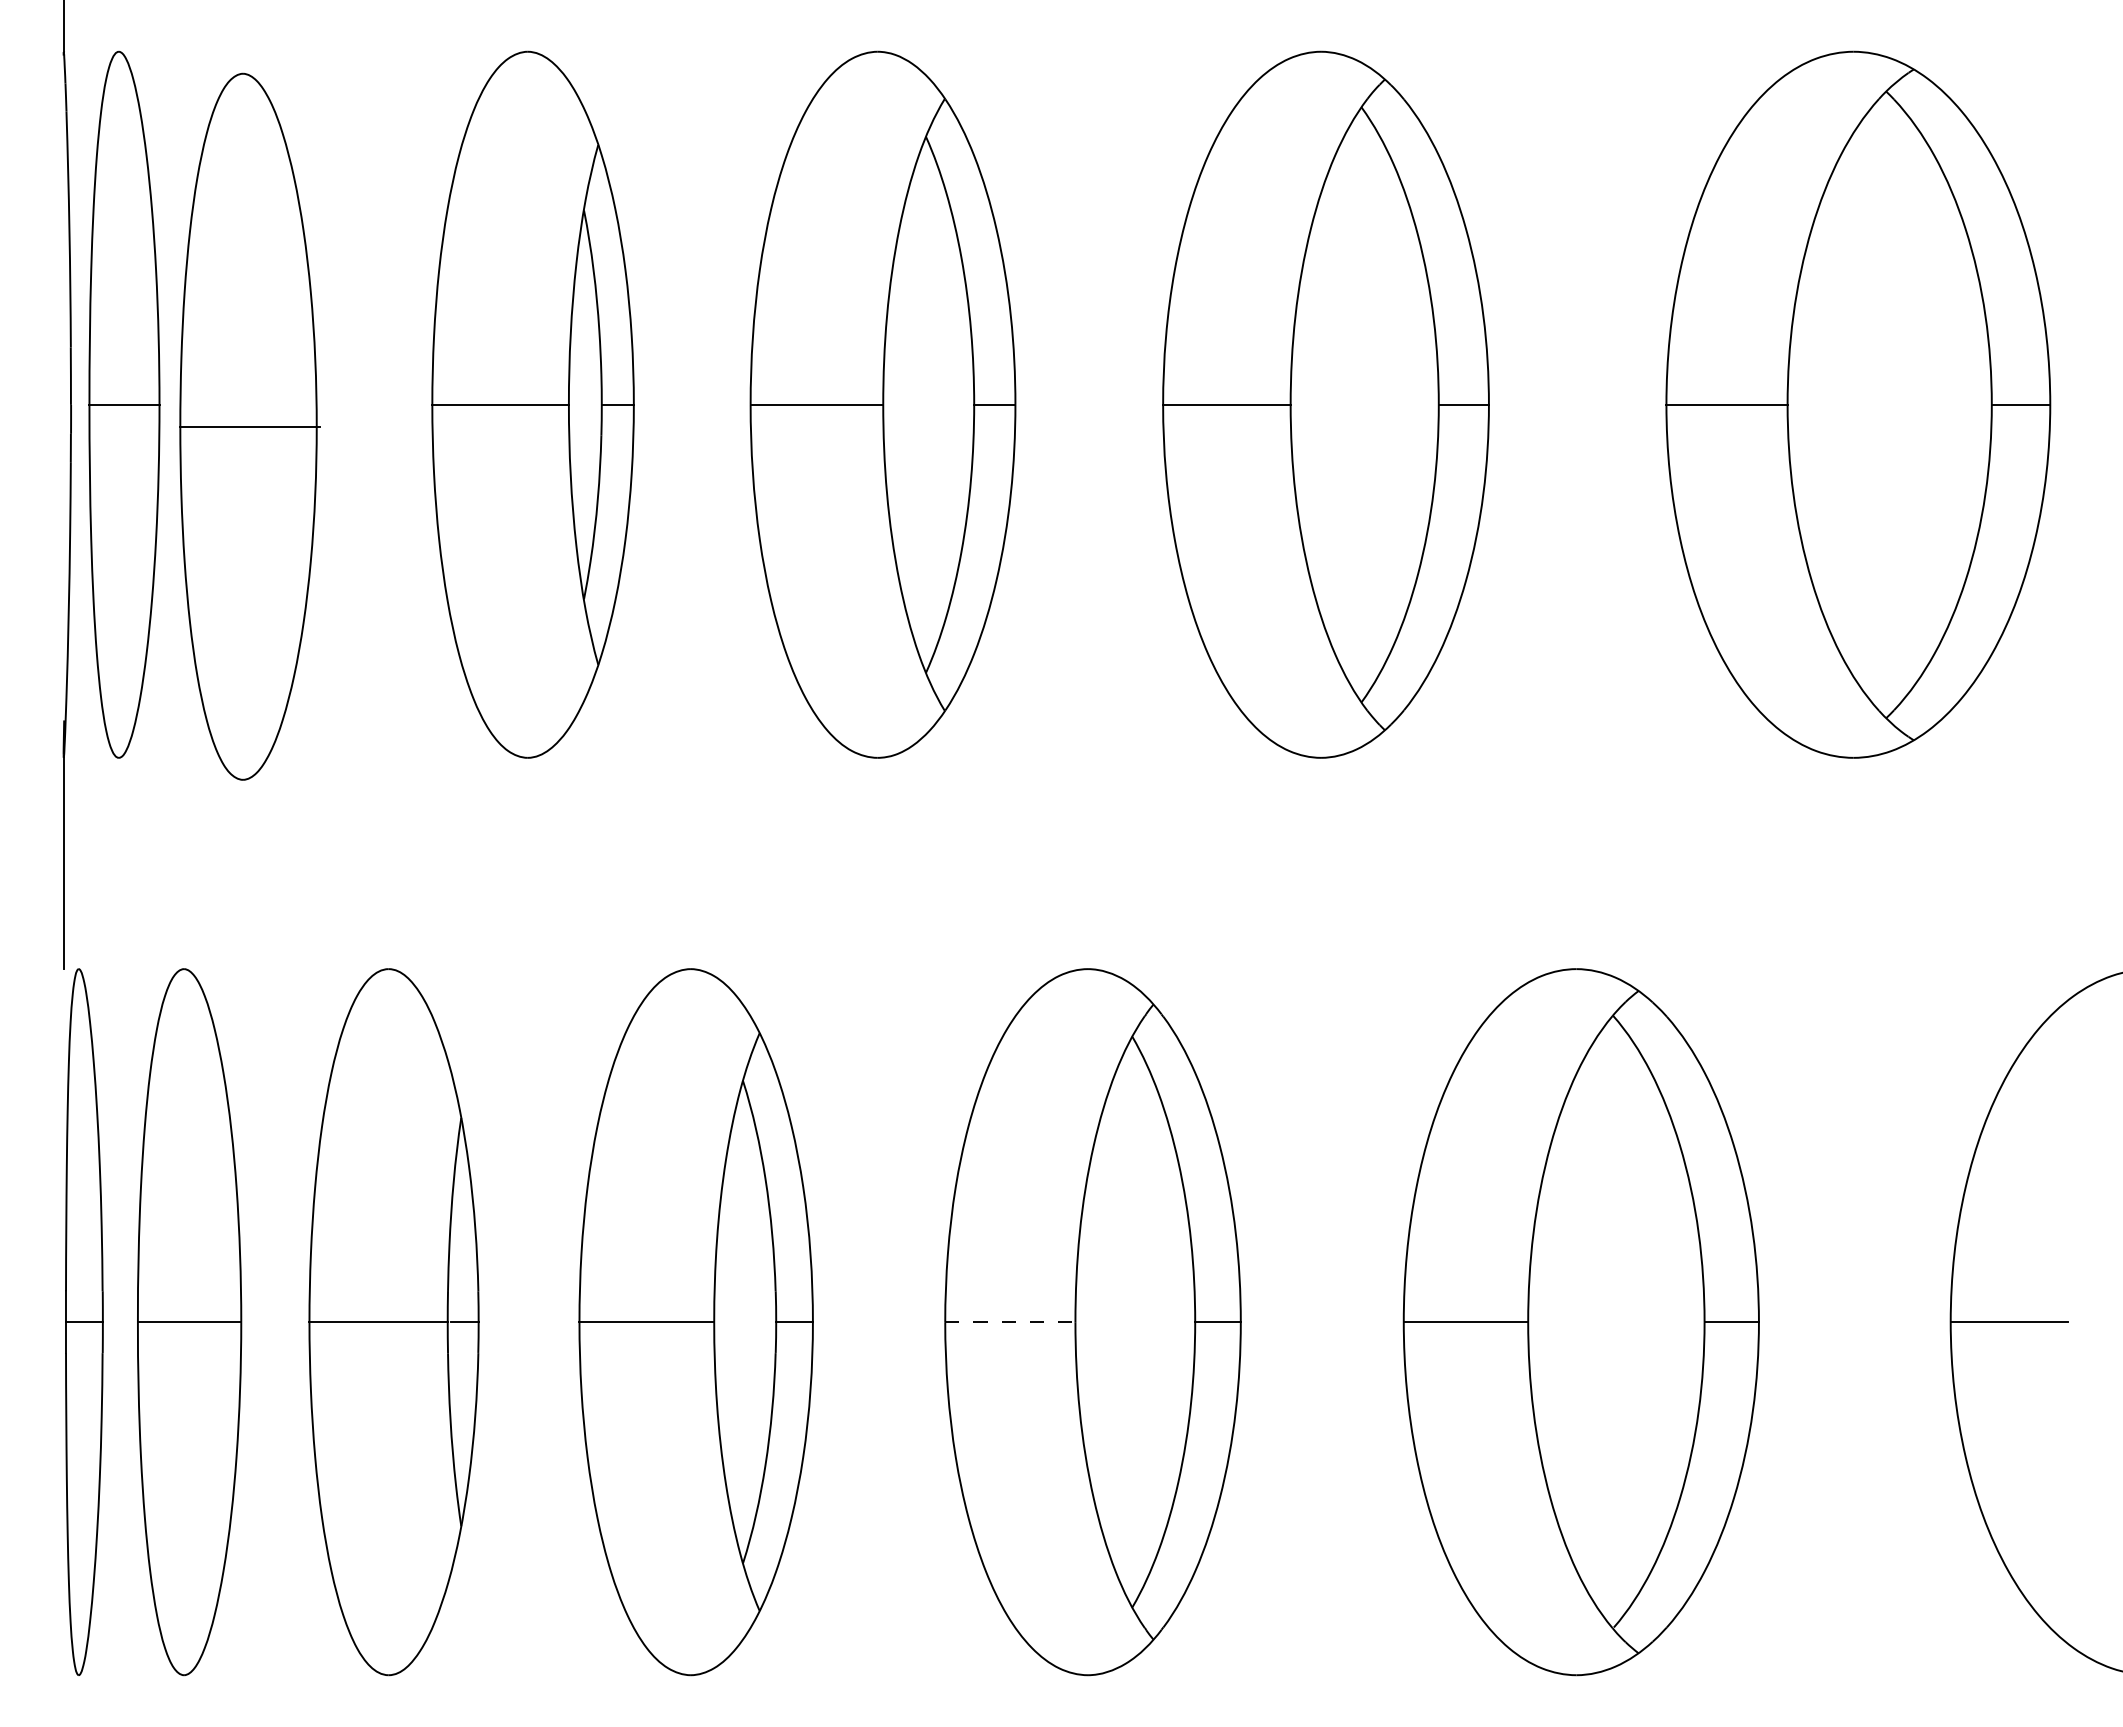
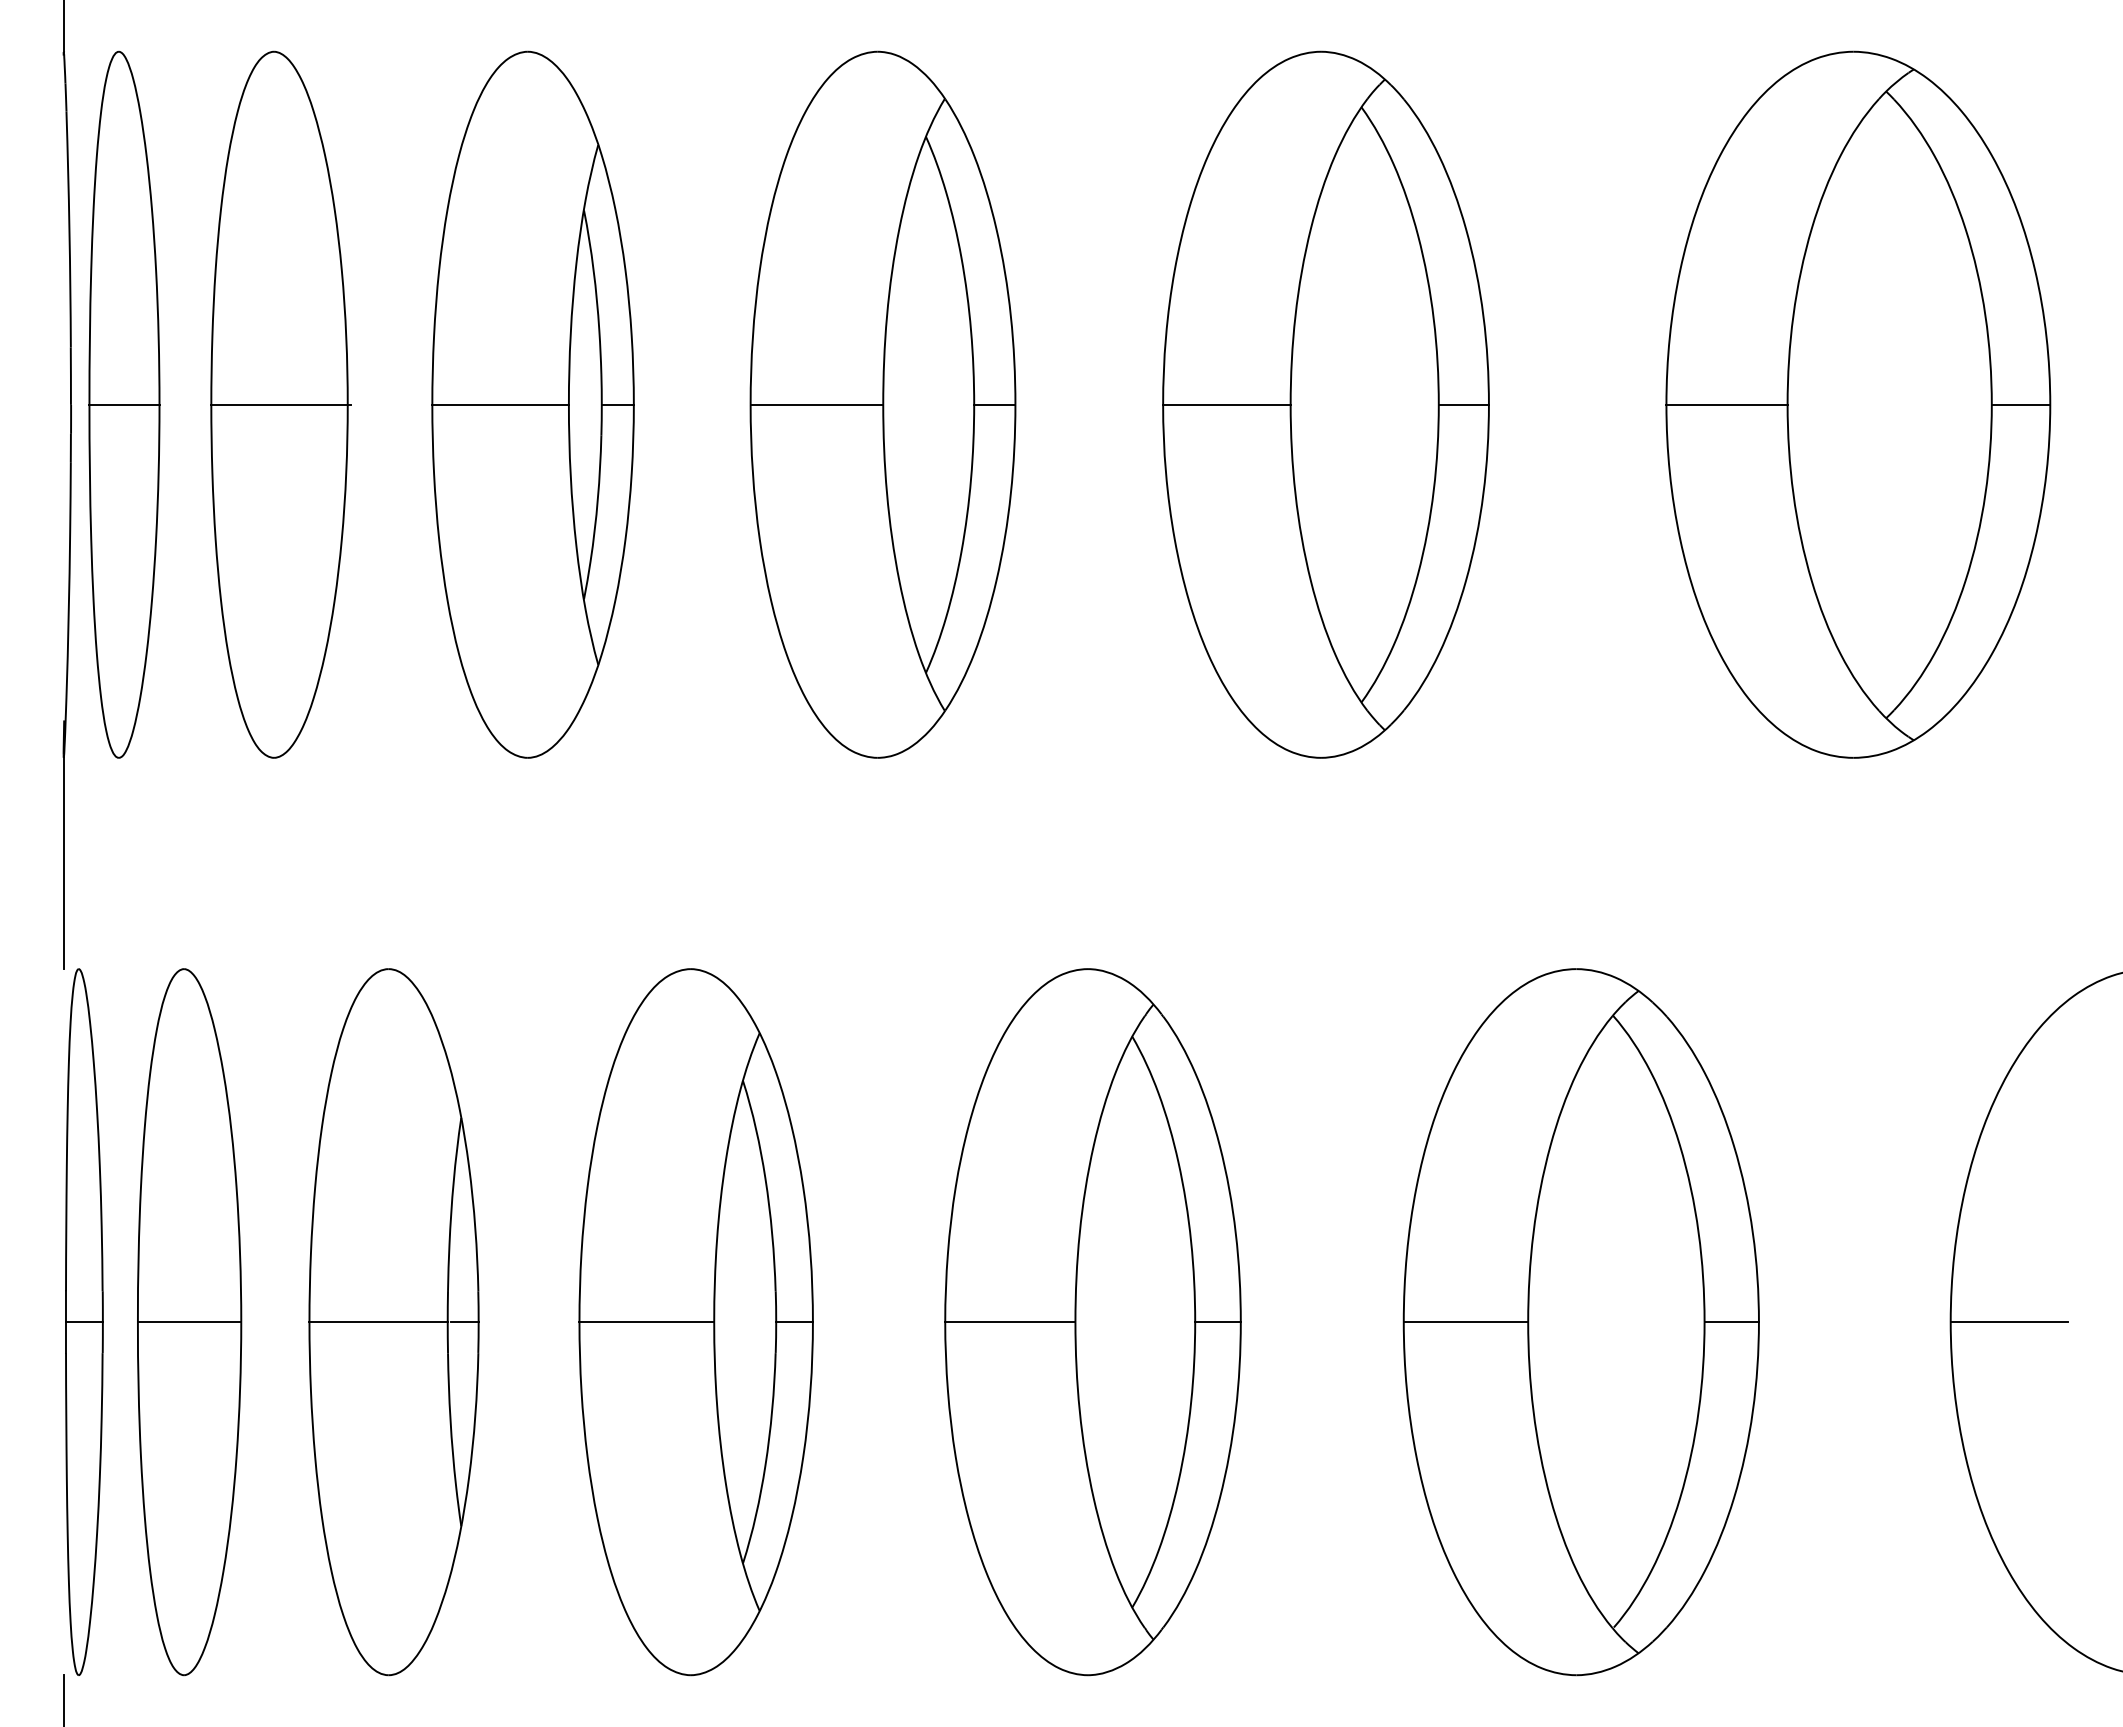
part position: (249, 426) -> (280, 404) (280, 404)
line: dashed -> solid (1010, 1322)
line: none -> present (63, 1699)
